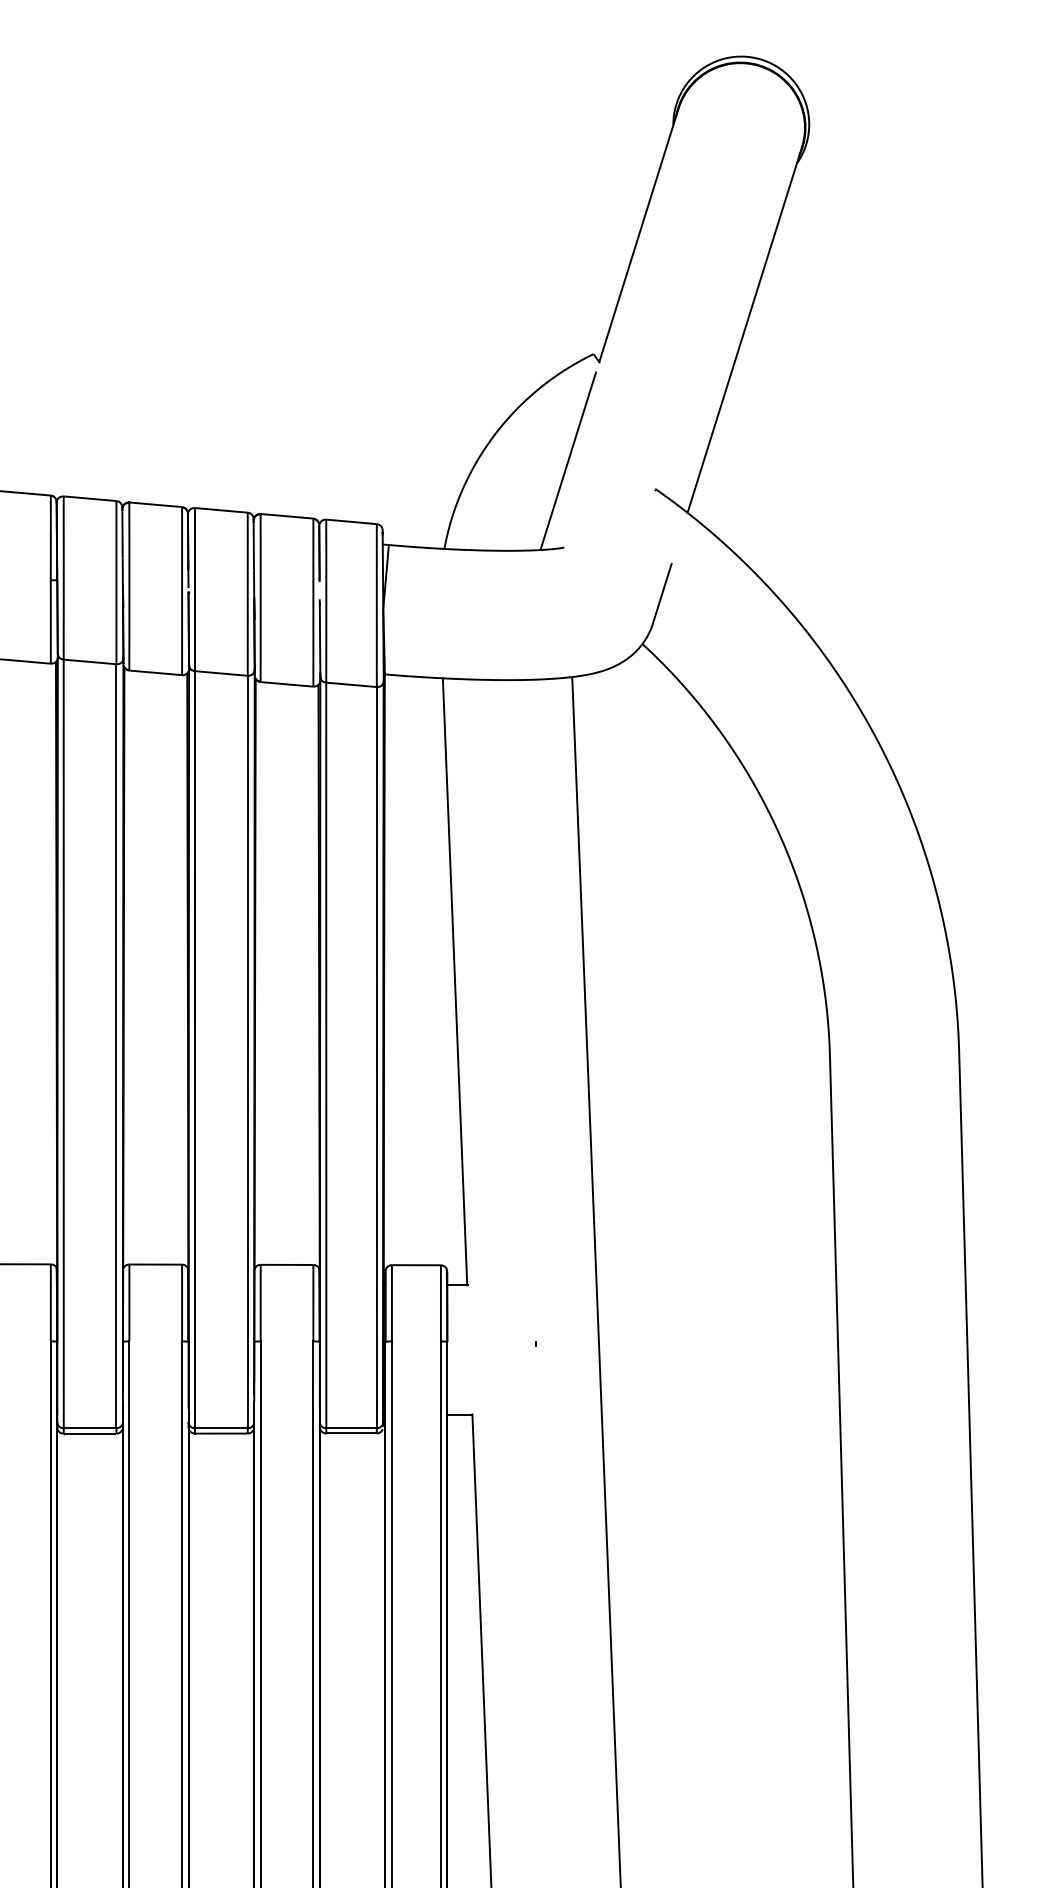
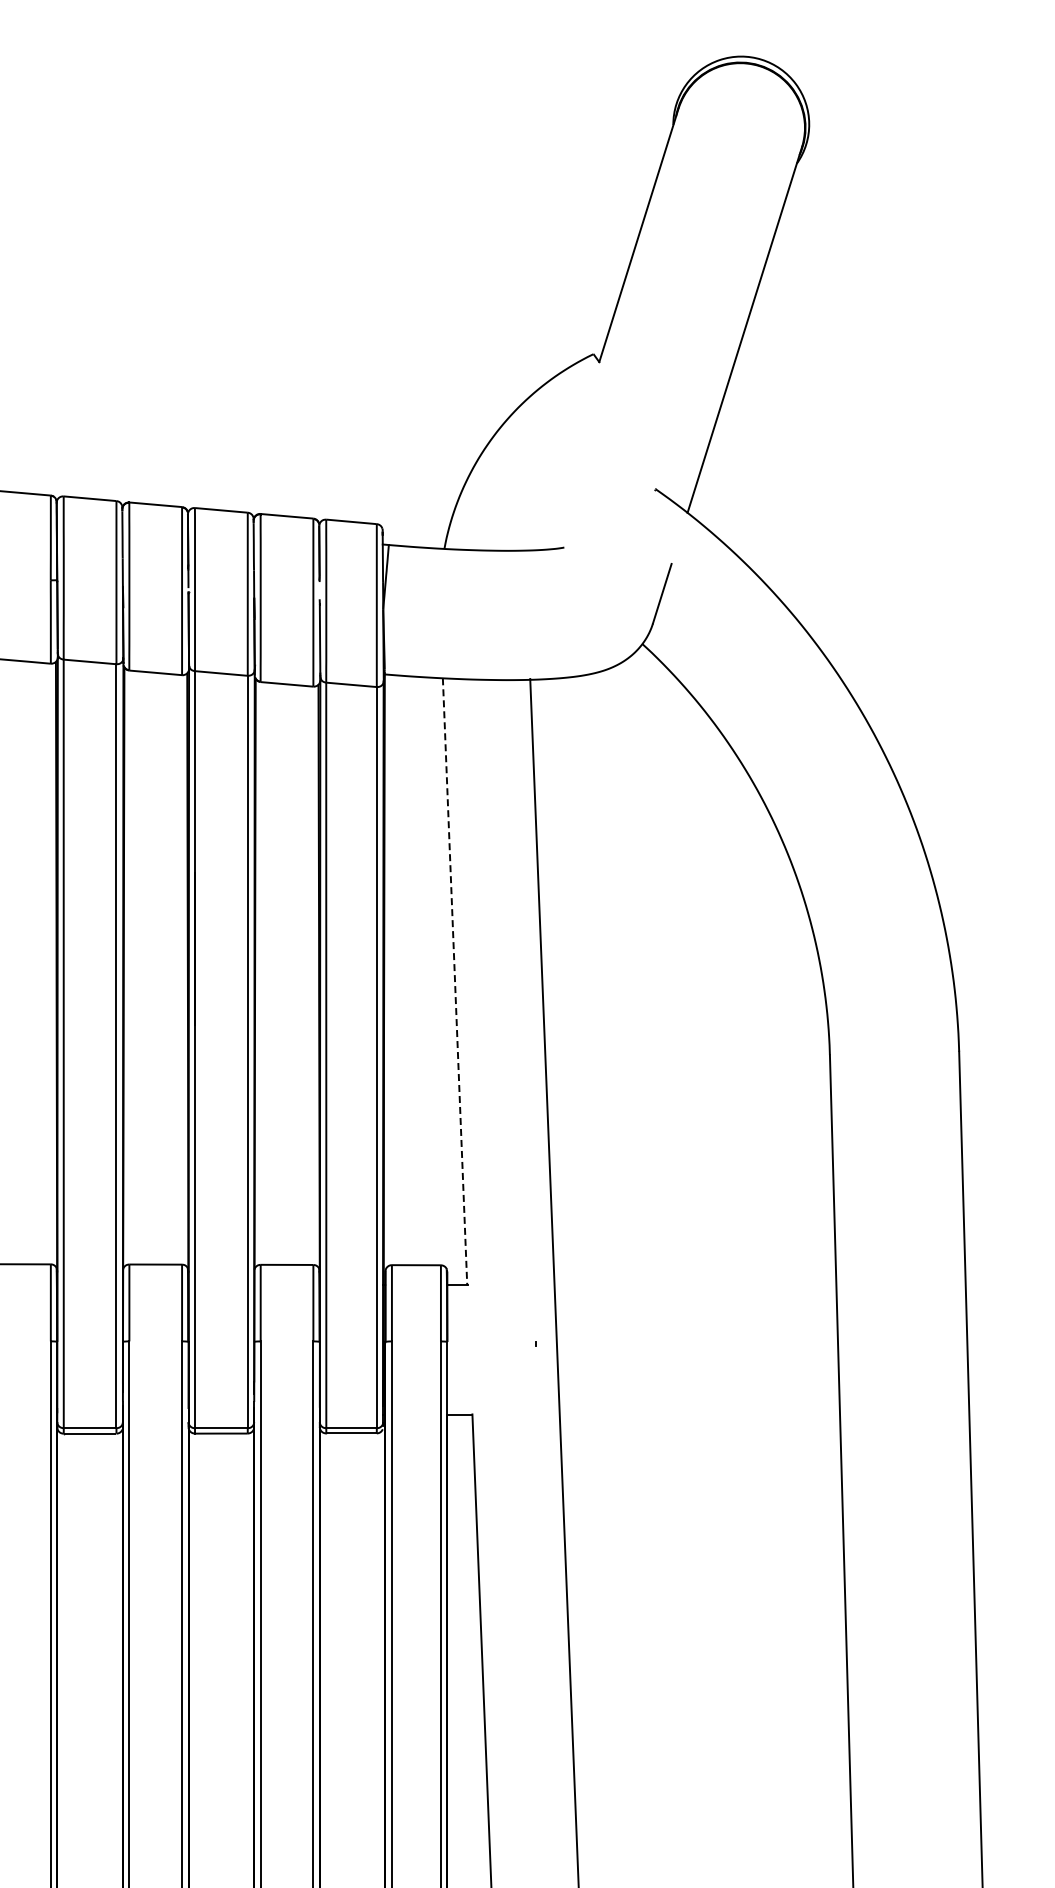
line: present -> none (568, 461)
line: solid -> dashed (455, 981)
line position: (596, 1280) -> (554, 1281) (554, 1281)
